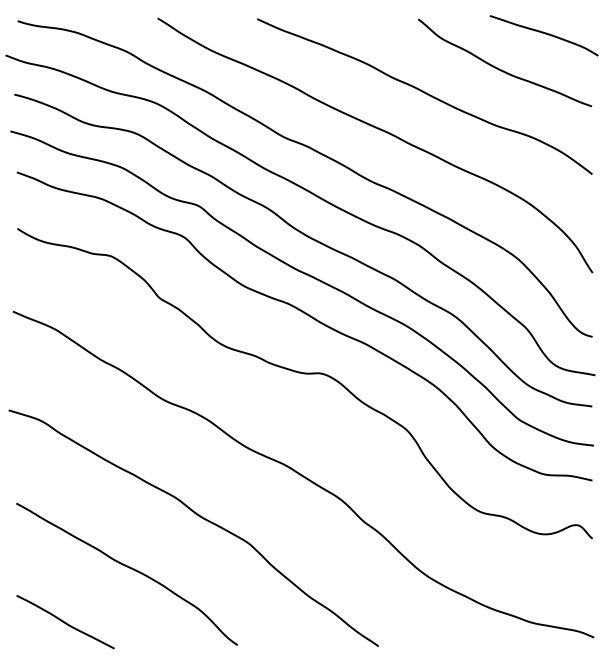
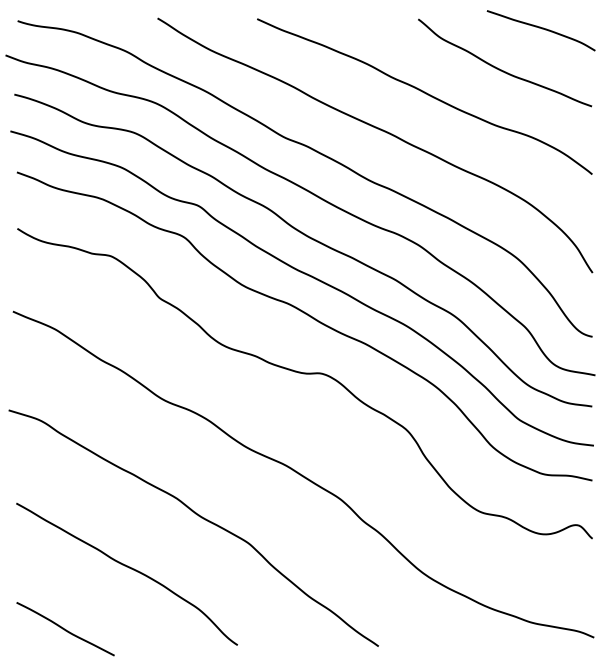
curve position: (543, 33) -> (540, 28) (540, 28)
curve position: (65, 622) -> (65, 629) (65, 629)
